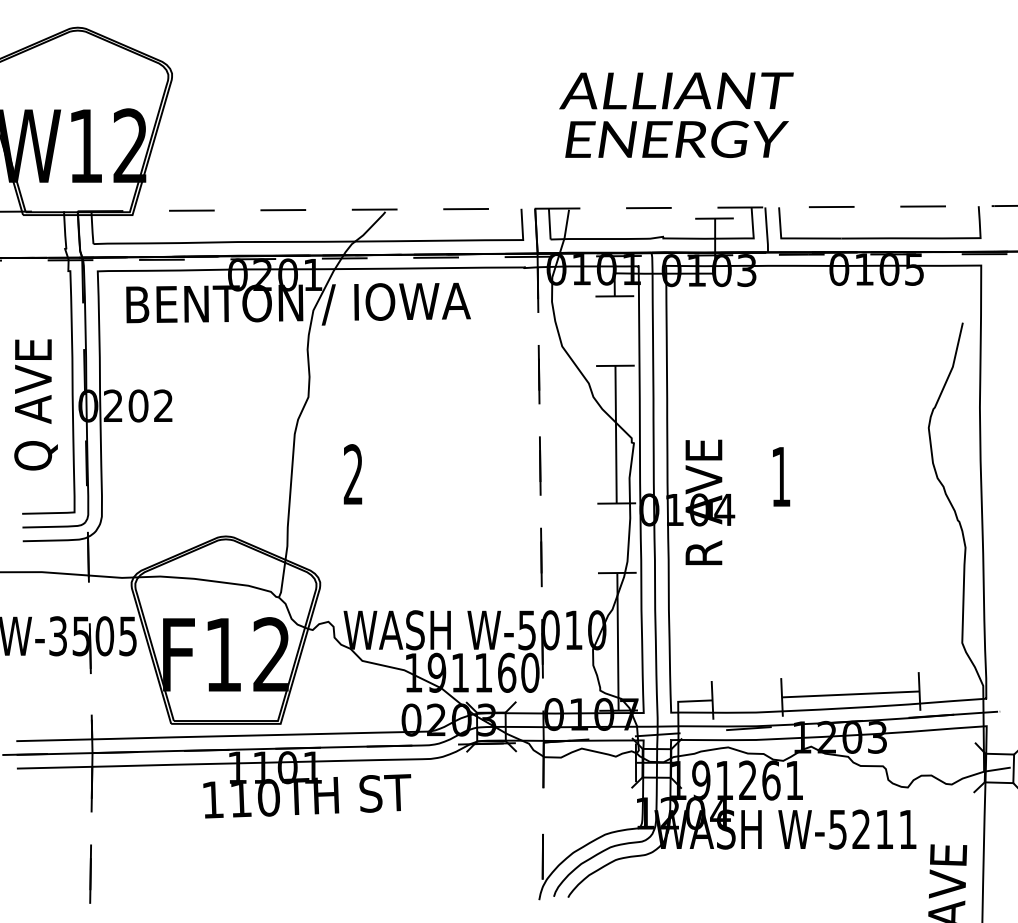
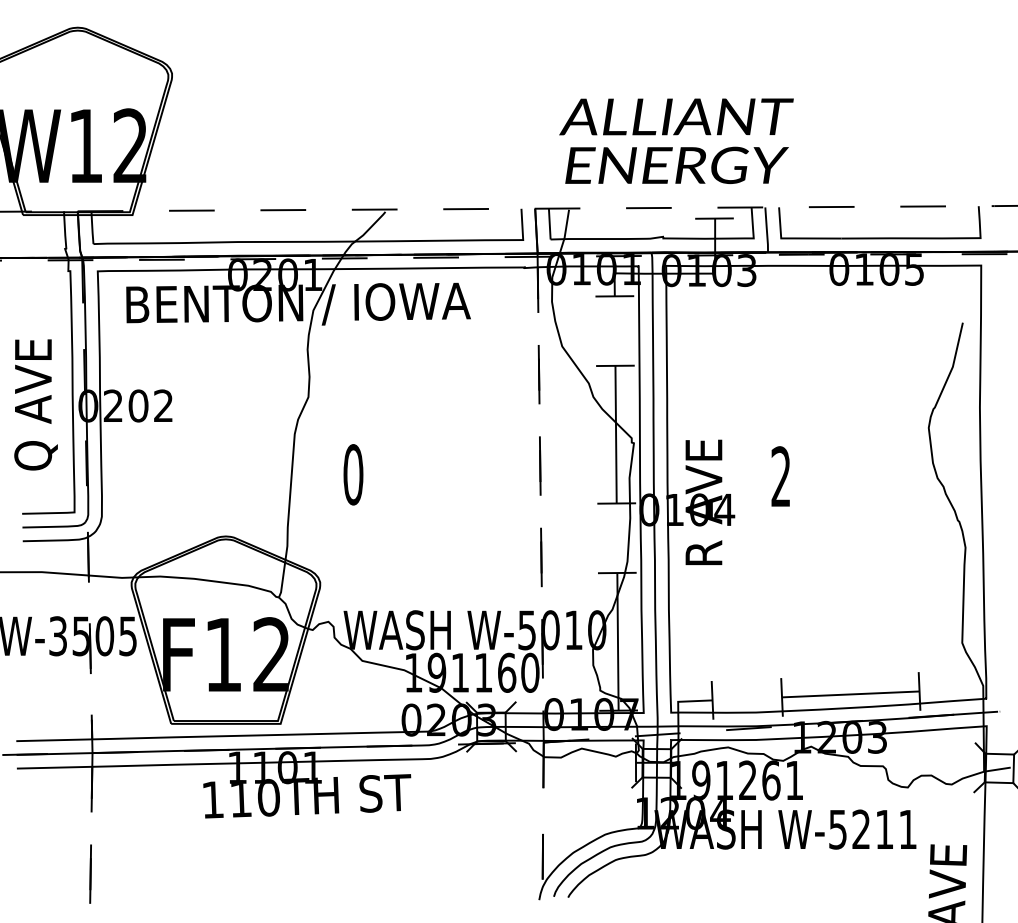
text position: (676, 114) -> (676, 140) (676, 140)
text: 2 -> 0 (353, 474)
text: 1 -> 2 (780, 476)
